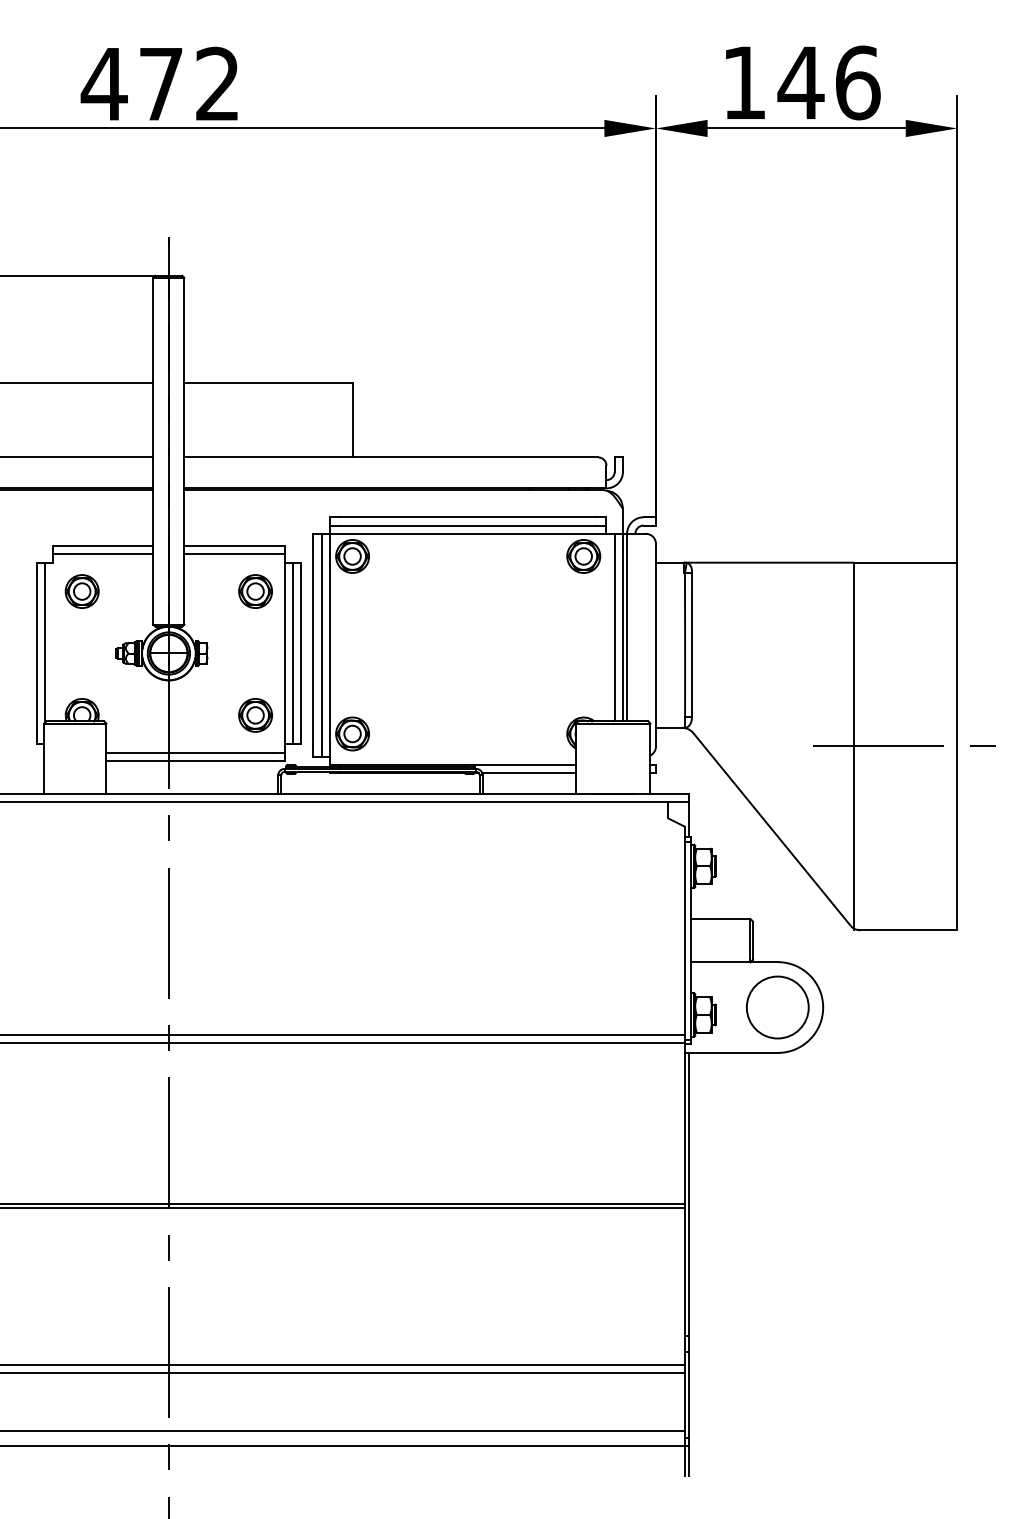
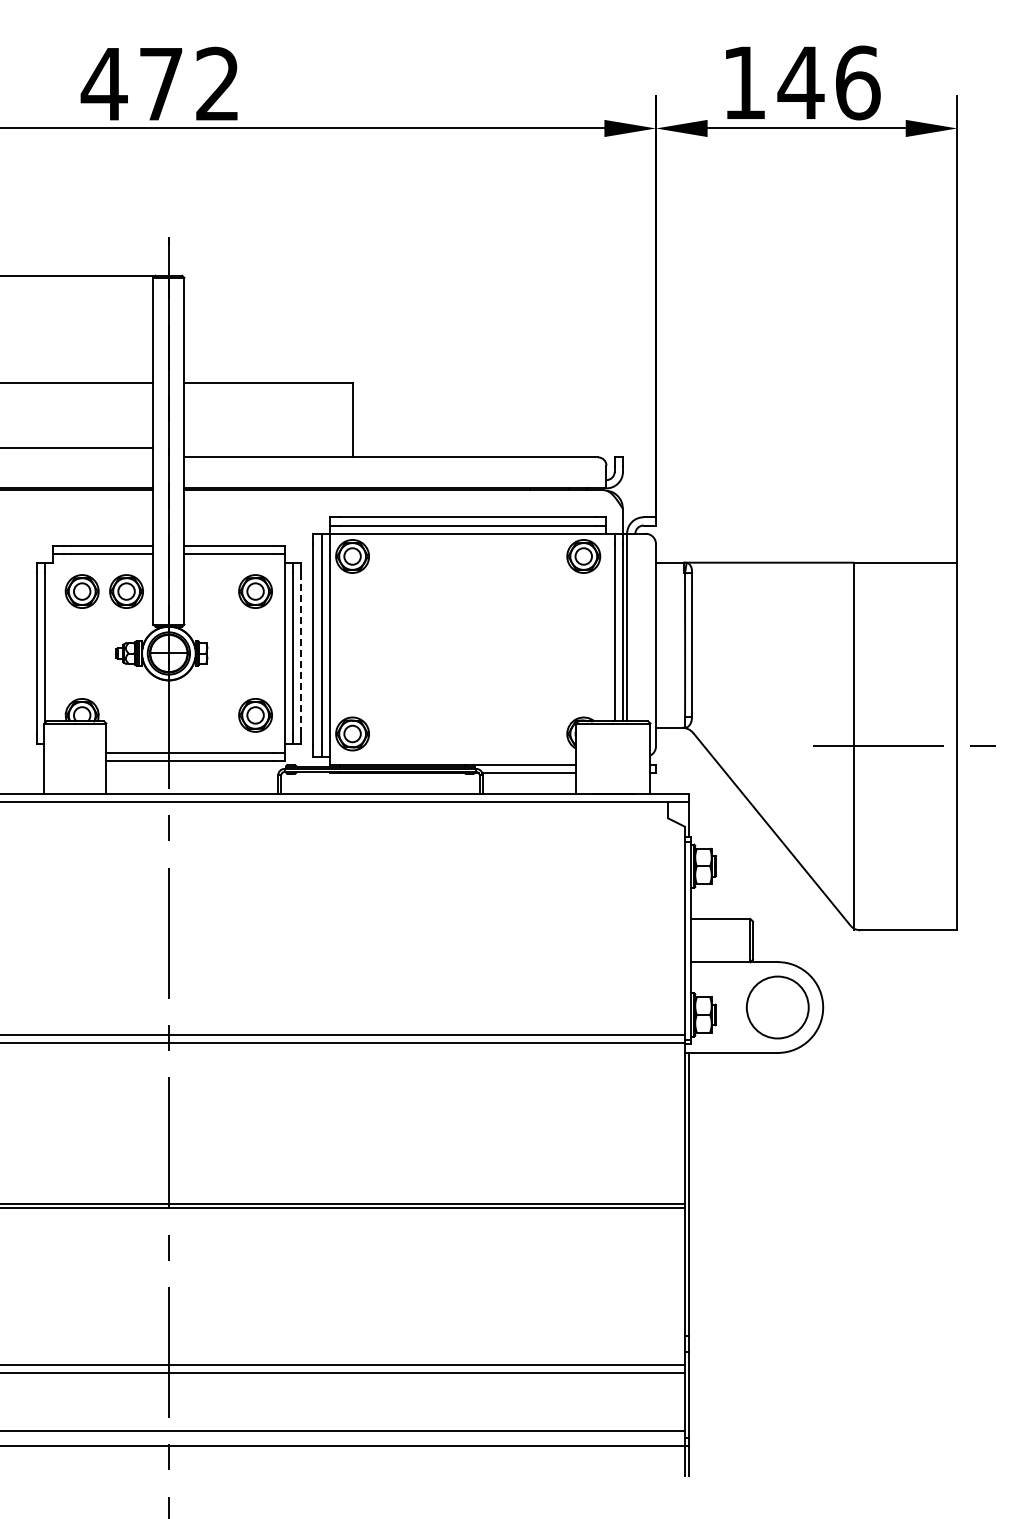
line position: (77, 457) -> (77, 448) (77, 448)
part: none -> present (126, 591)
line: solid -> dashed (301, 654)
